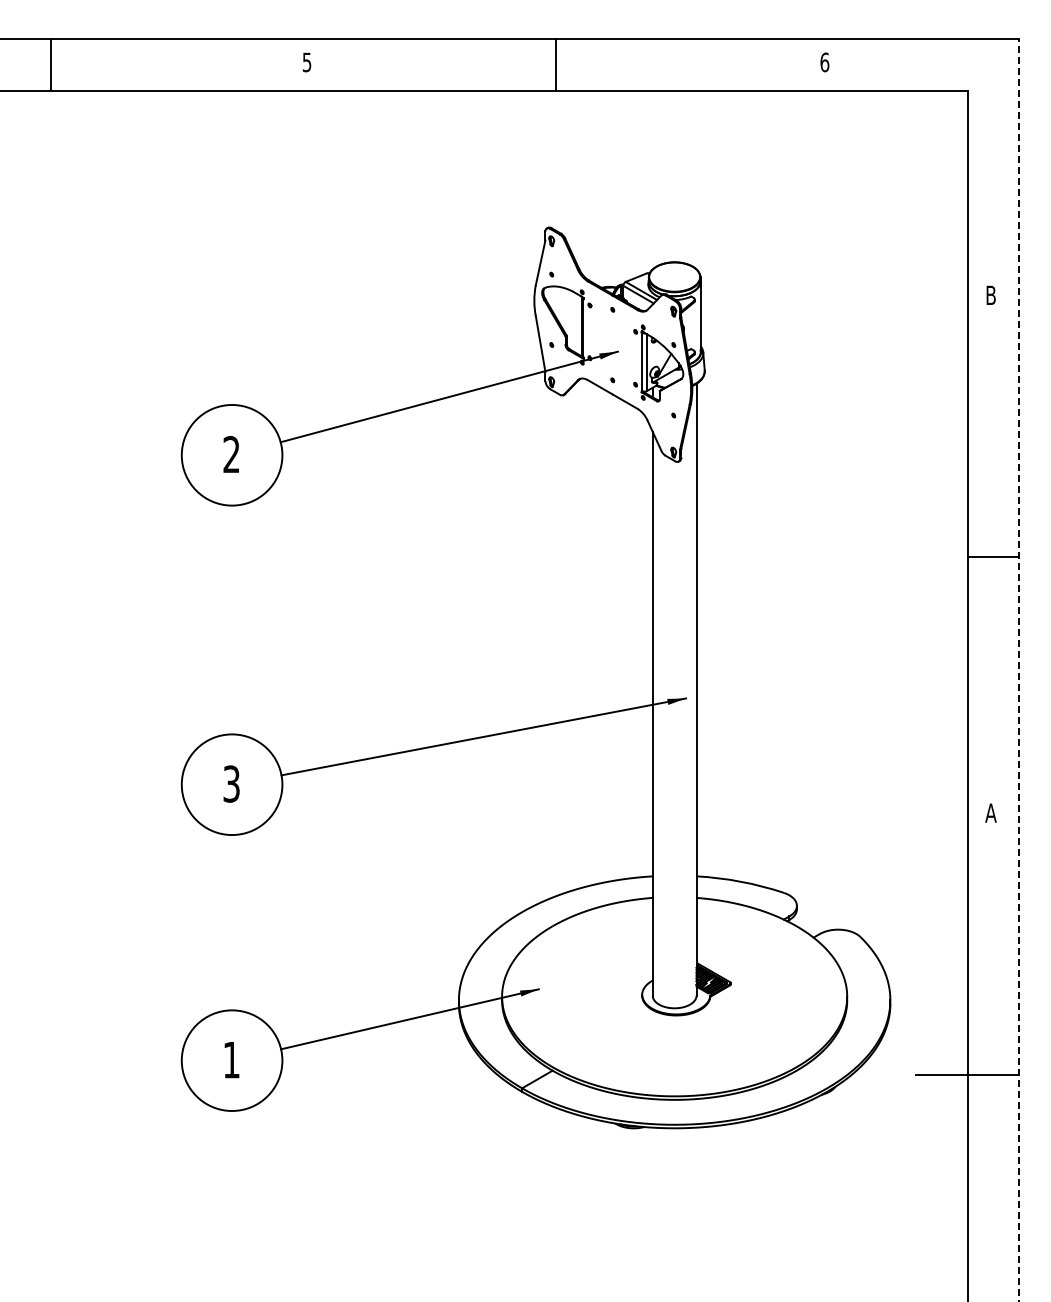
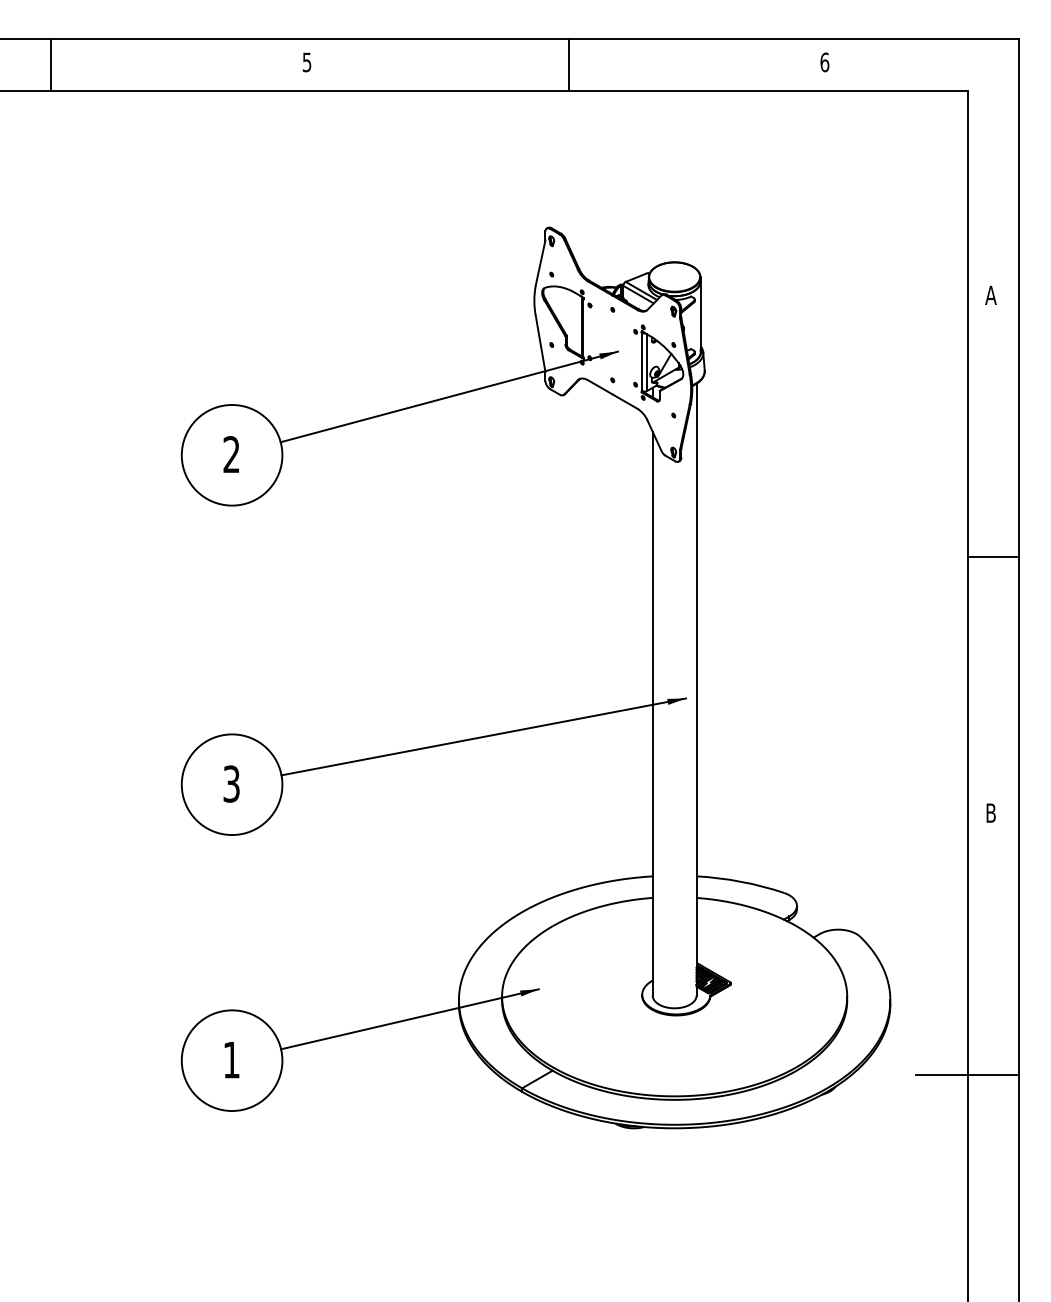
line position: (555, 64) -> (568, 64) (568, 64)
text: B -> A (990, 294)
line: dashed -> solid (1019, 669)
text: A -> B (990, 812)
